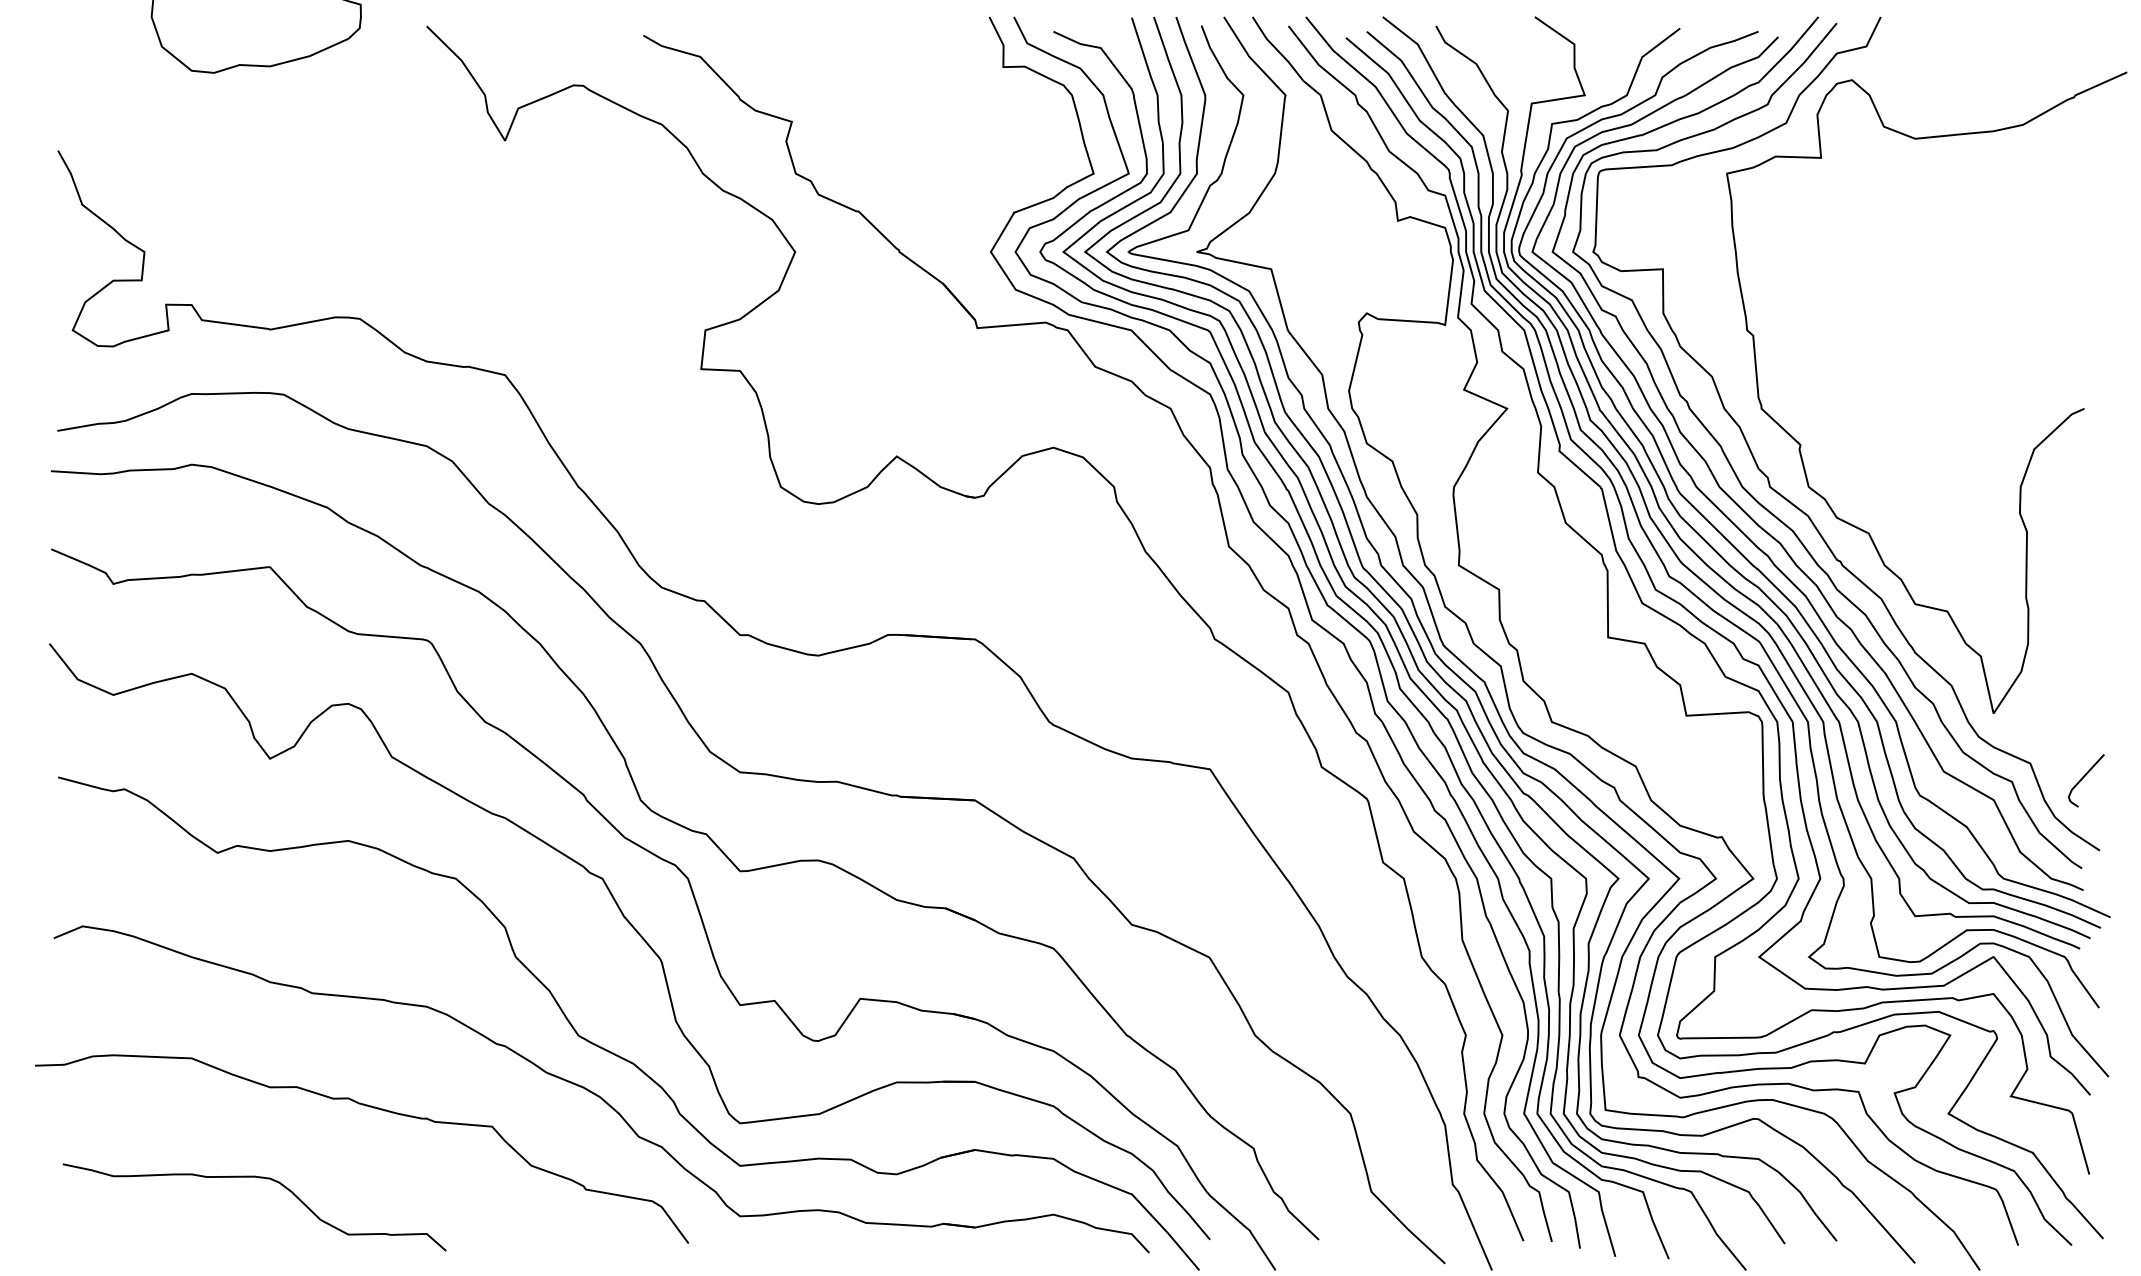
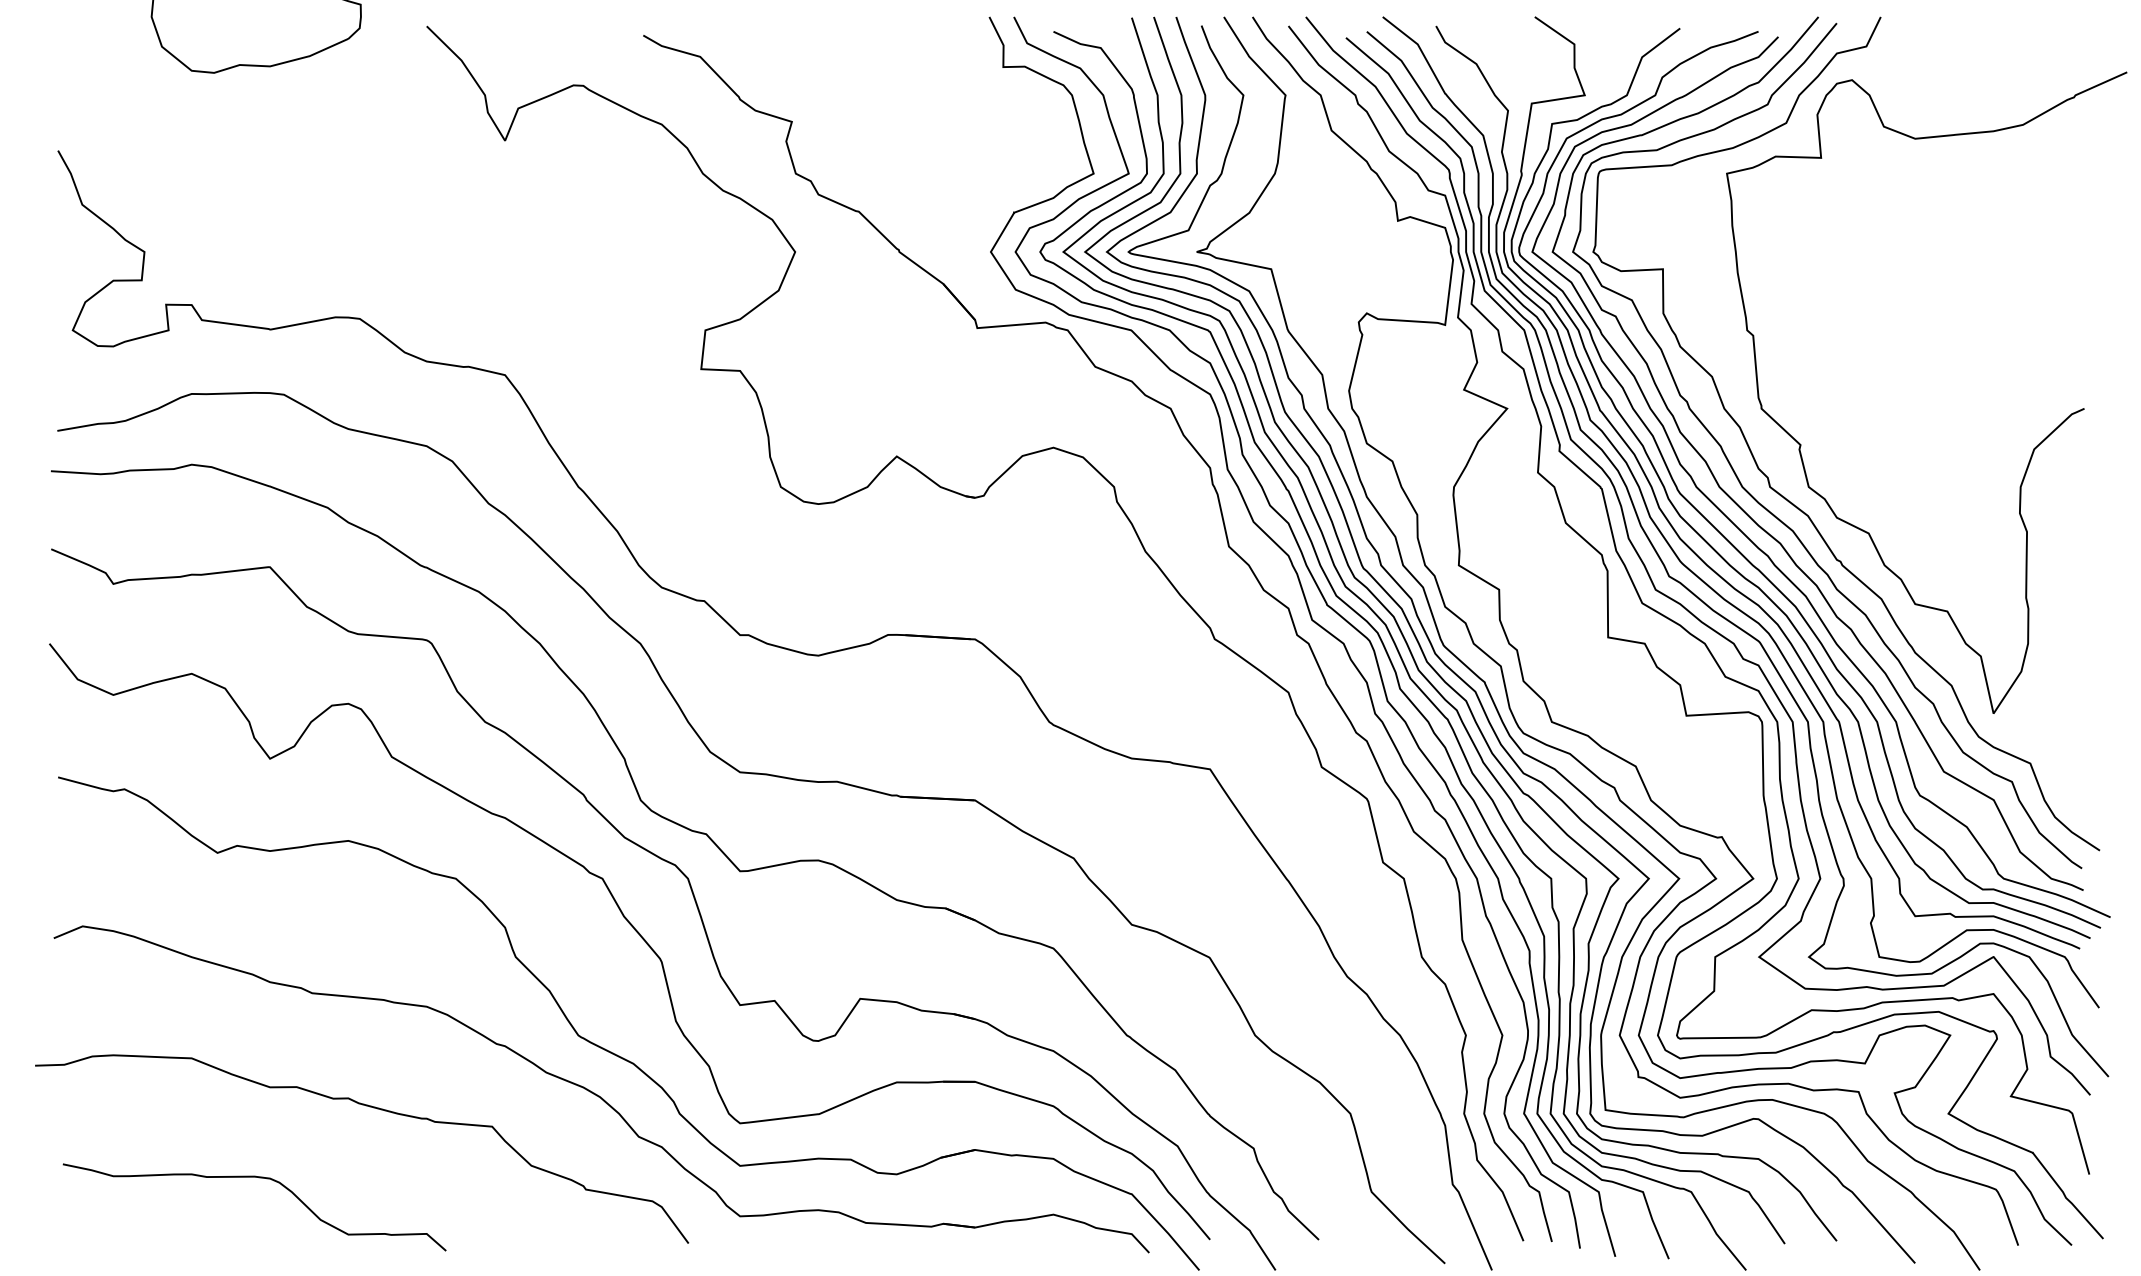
curve: present -> none (2083, 778)
